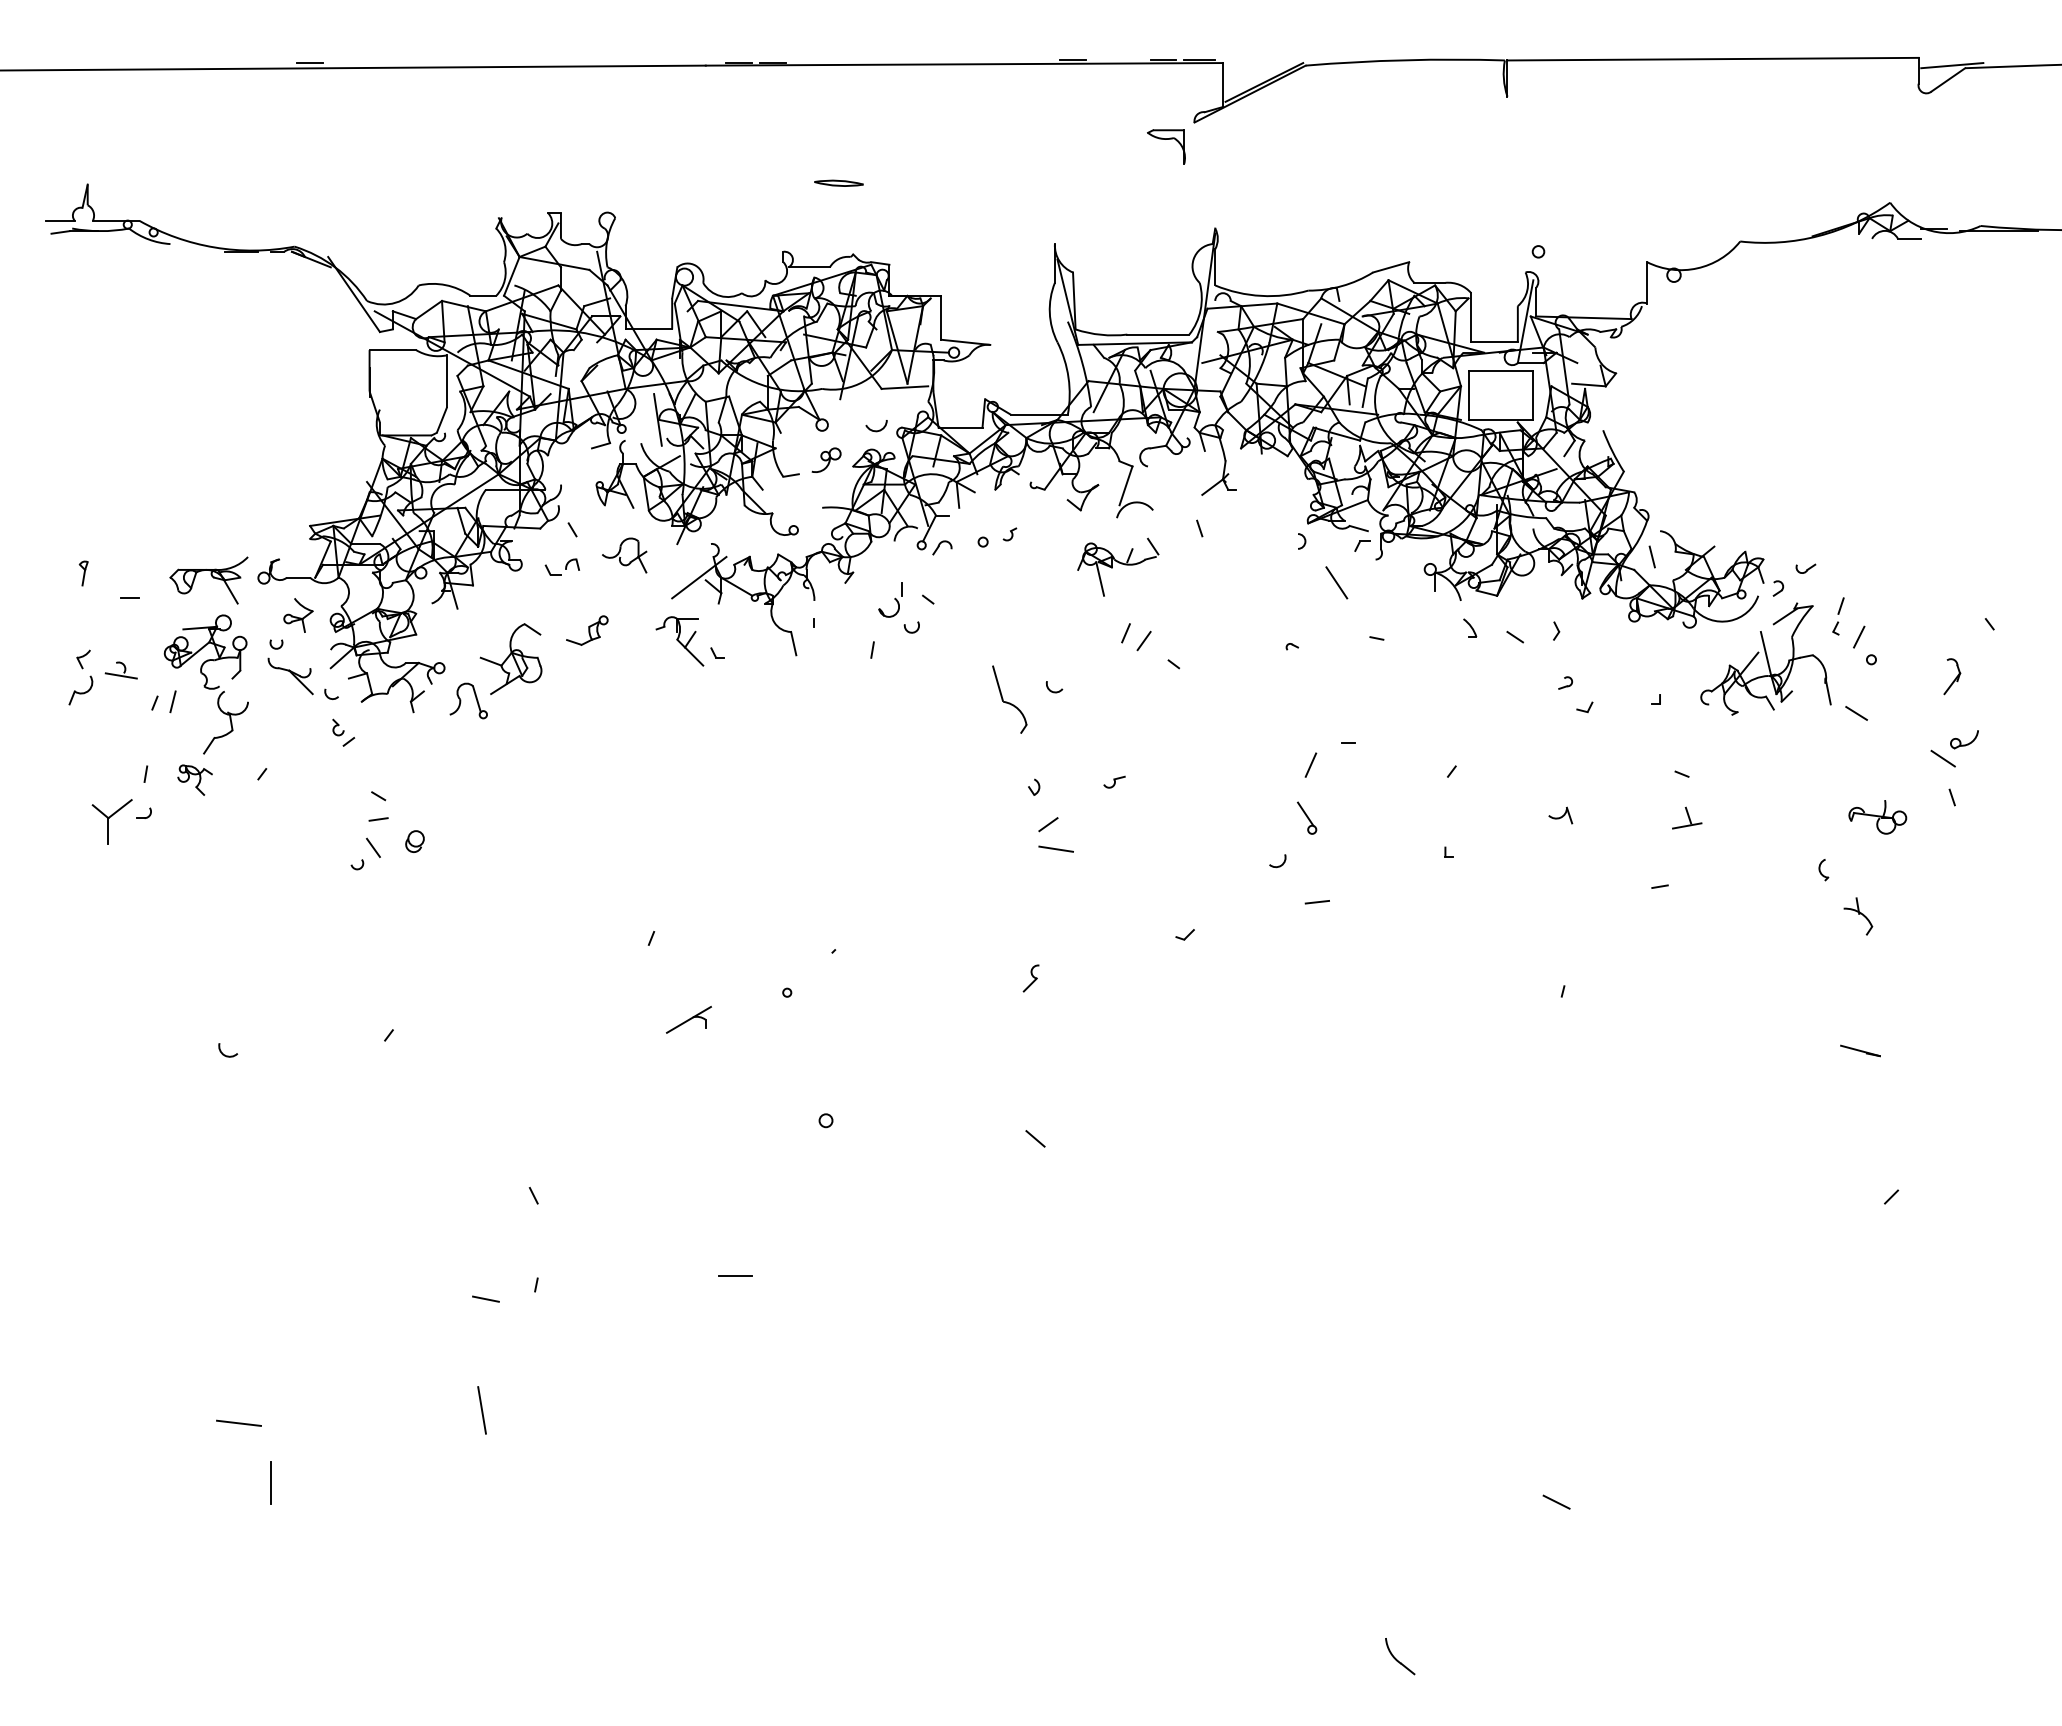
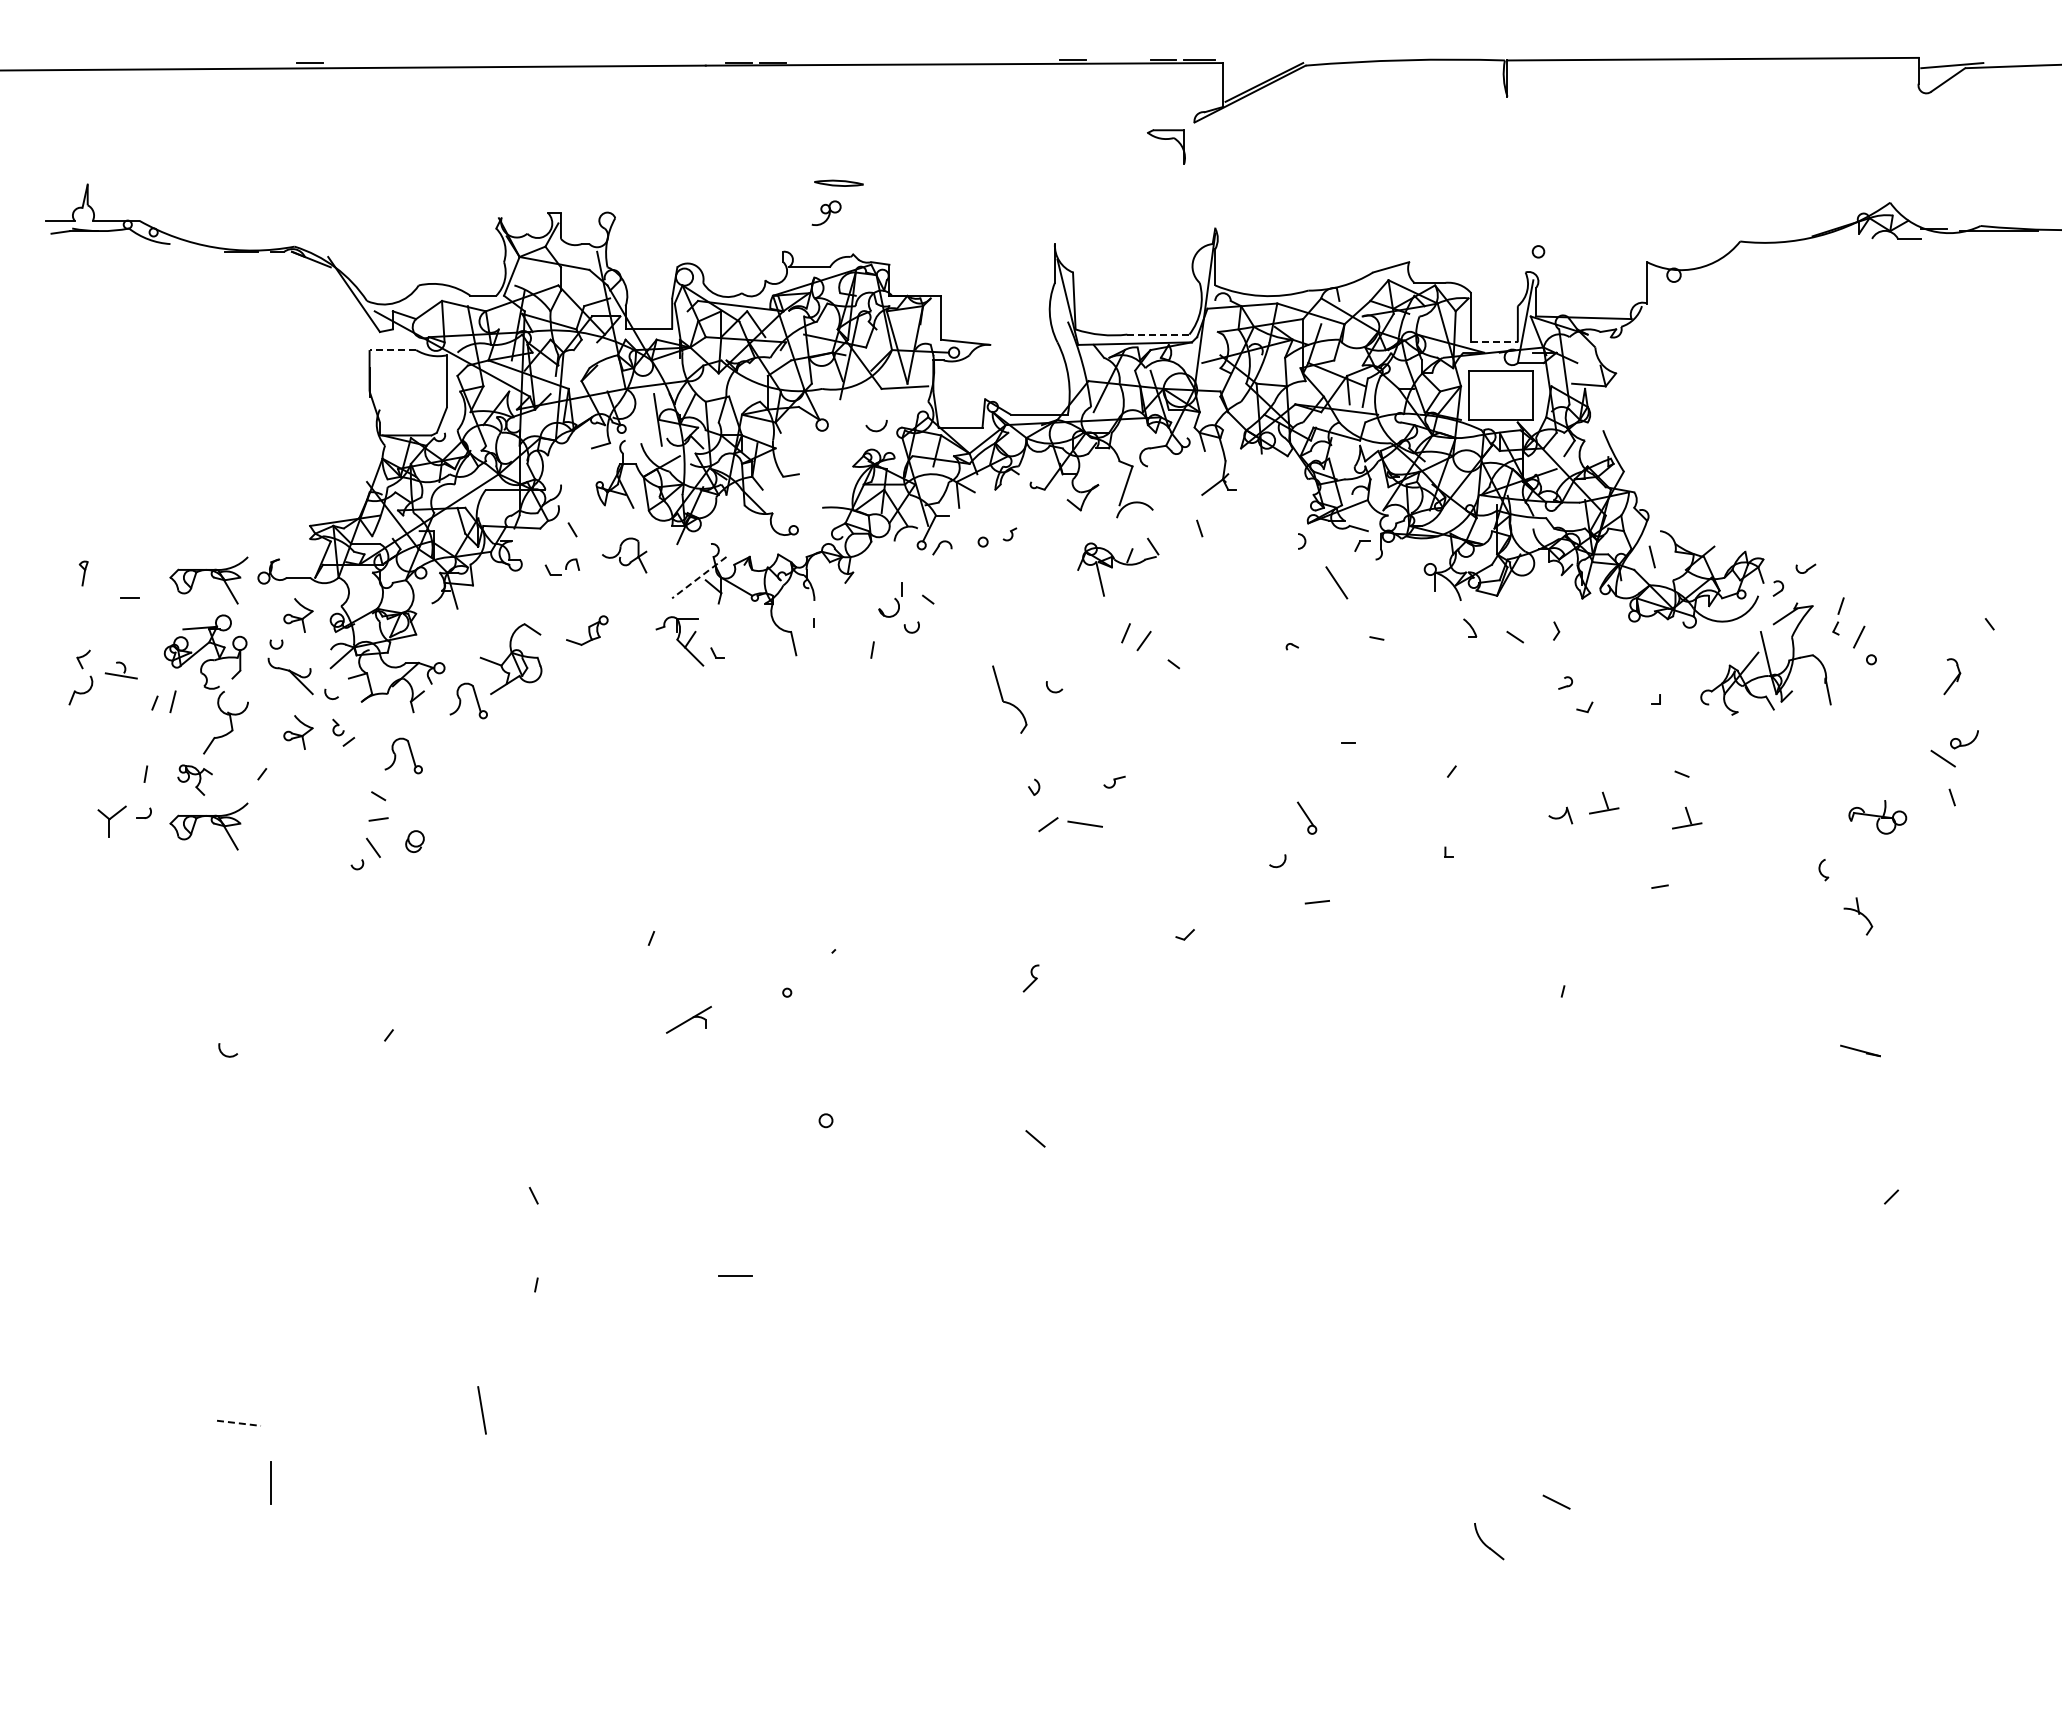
line: solid -> dashed (1158, 334)
line: solid -> dashed (1495, 342)
line: solid -> dashed (392, 350)
part position: (826, 459) -> (826, 212) (826, 212)
line: solid -> dashed (698, 577)
line: present -> none (1856, 712)
part: none -> present (298, 732)
part: none -> present (396, 755)
line: present -> none (1310, 764)
part: none -> present (1604, 802)
part size: 42x46 px -> 30x33 px (111, 821)
part: none -> present (208, 826)
line position: (1055, 848) -> (1084, 823) (1084, 823)
line: present -> none (485, 1298)
line: solid -> dashed (239, 1423)
part position: (1400, 1656) -> (1489, 1541) (1489, 1541)
